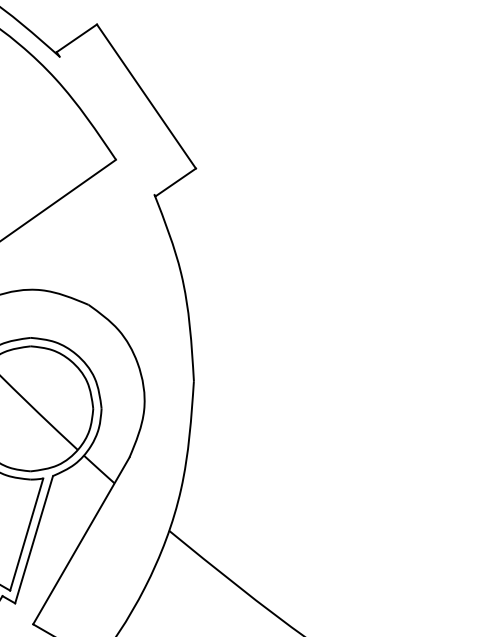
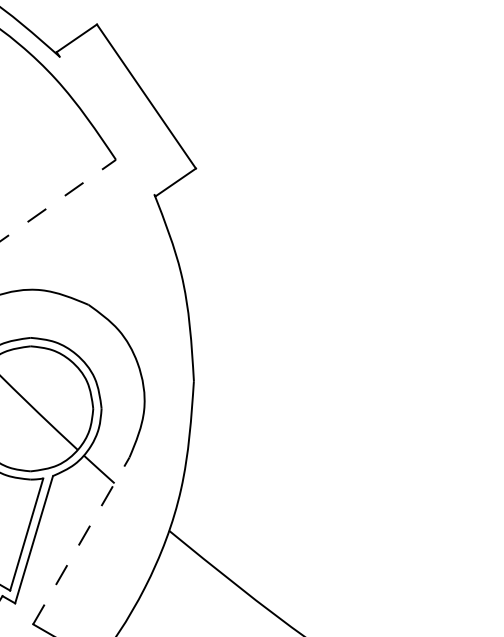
line: solid -> dashed (58, 200)
line: solid -> dashed (81, 540)
